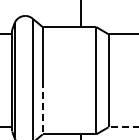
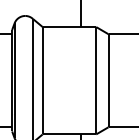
line: dashed -> solid (42, 107)
line: dashed -> solid (123, 127)
